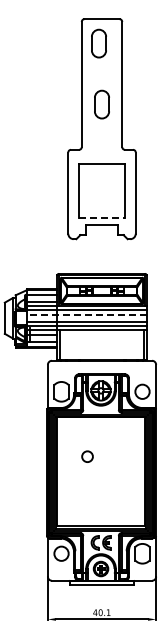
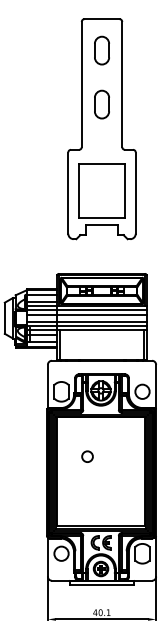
part position: (98, 43) -> (101, 50) (101, 50)
line: dashed -> solid (102, 217)
line: dashed -> solid (86, 315)
